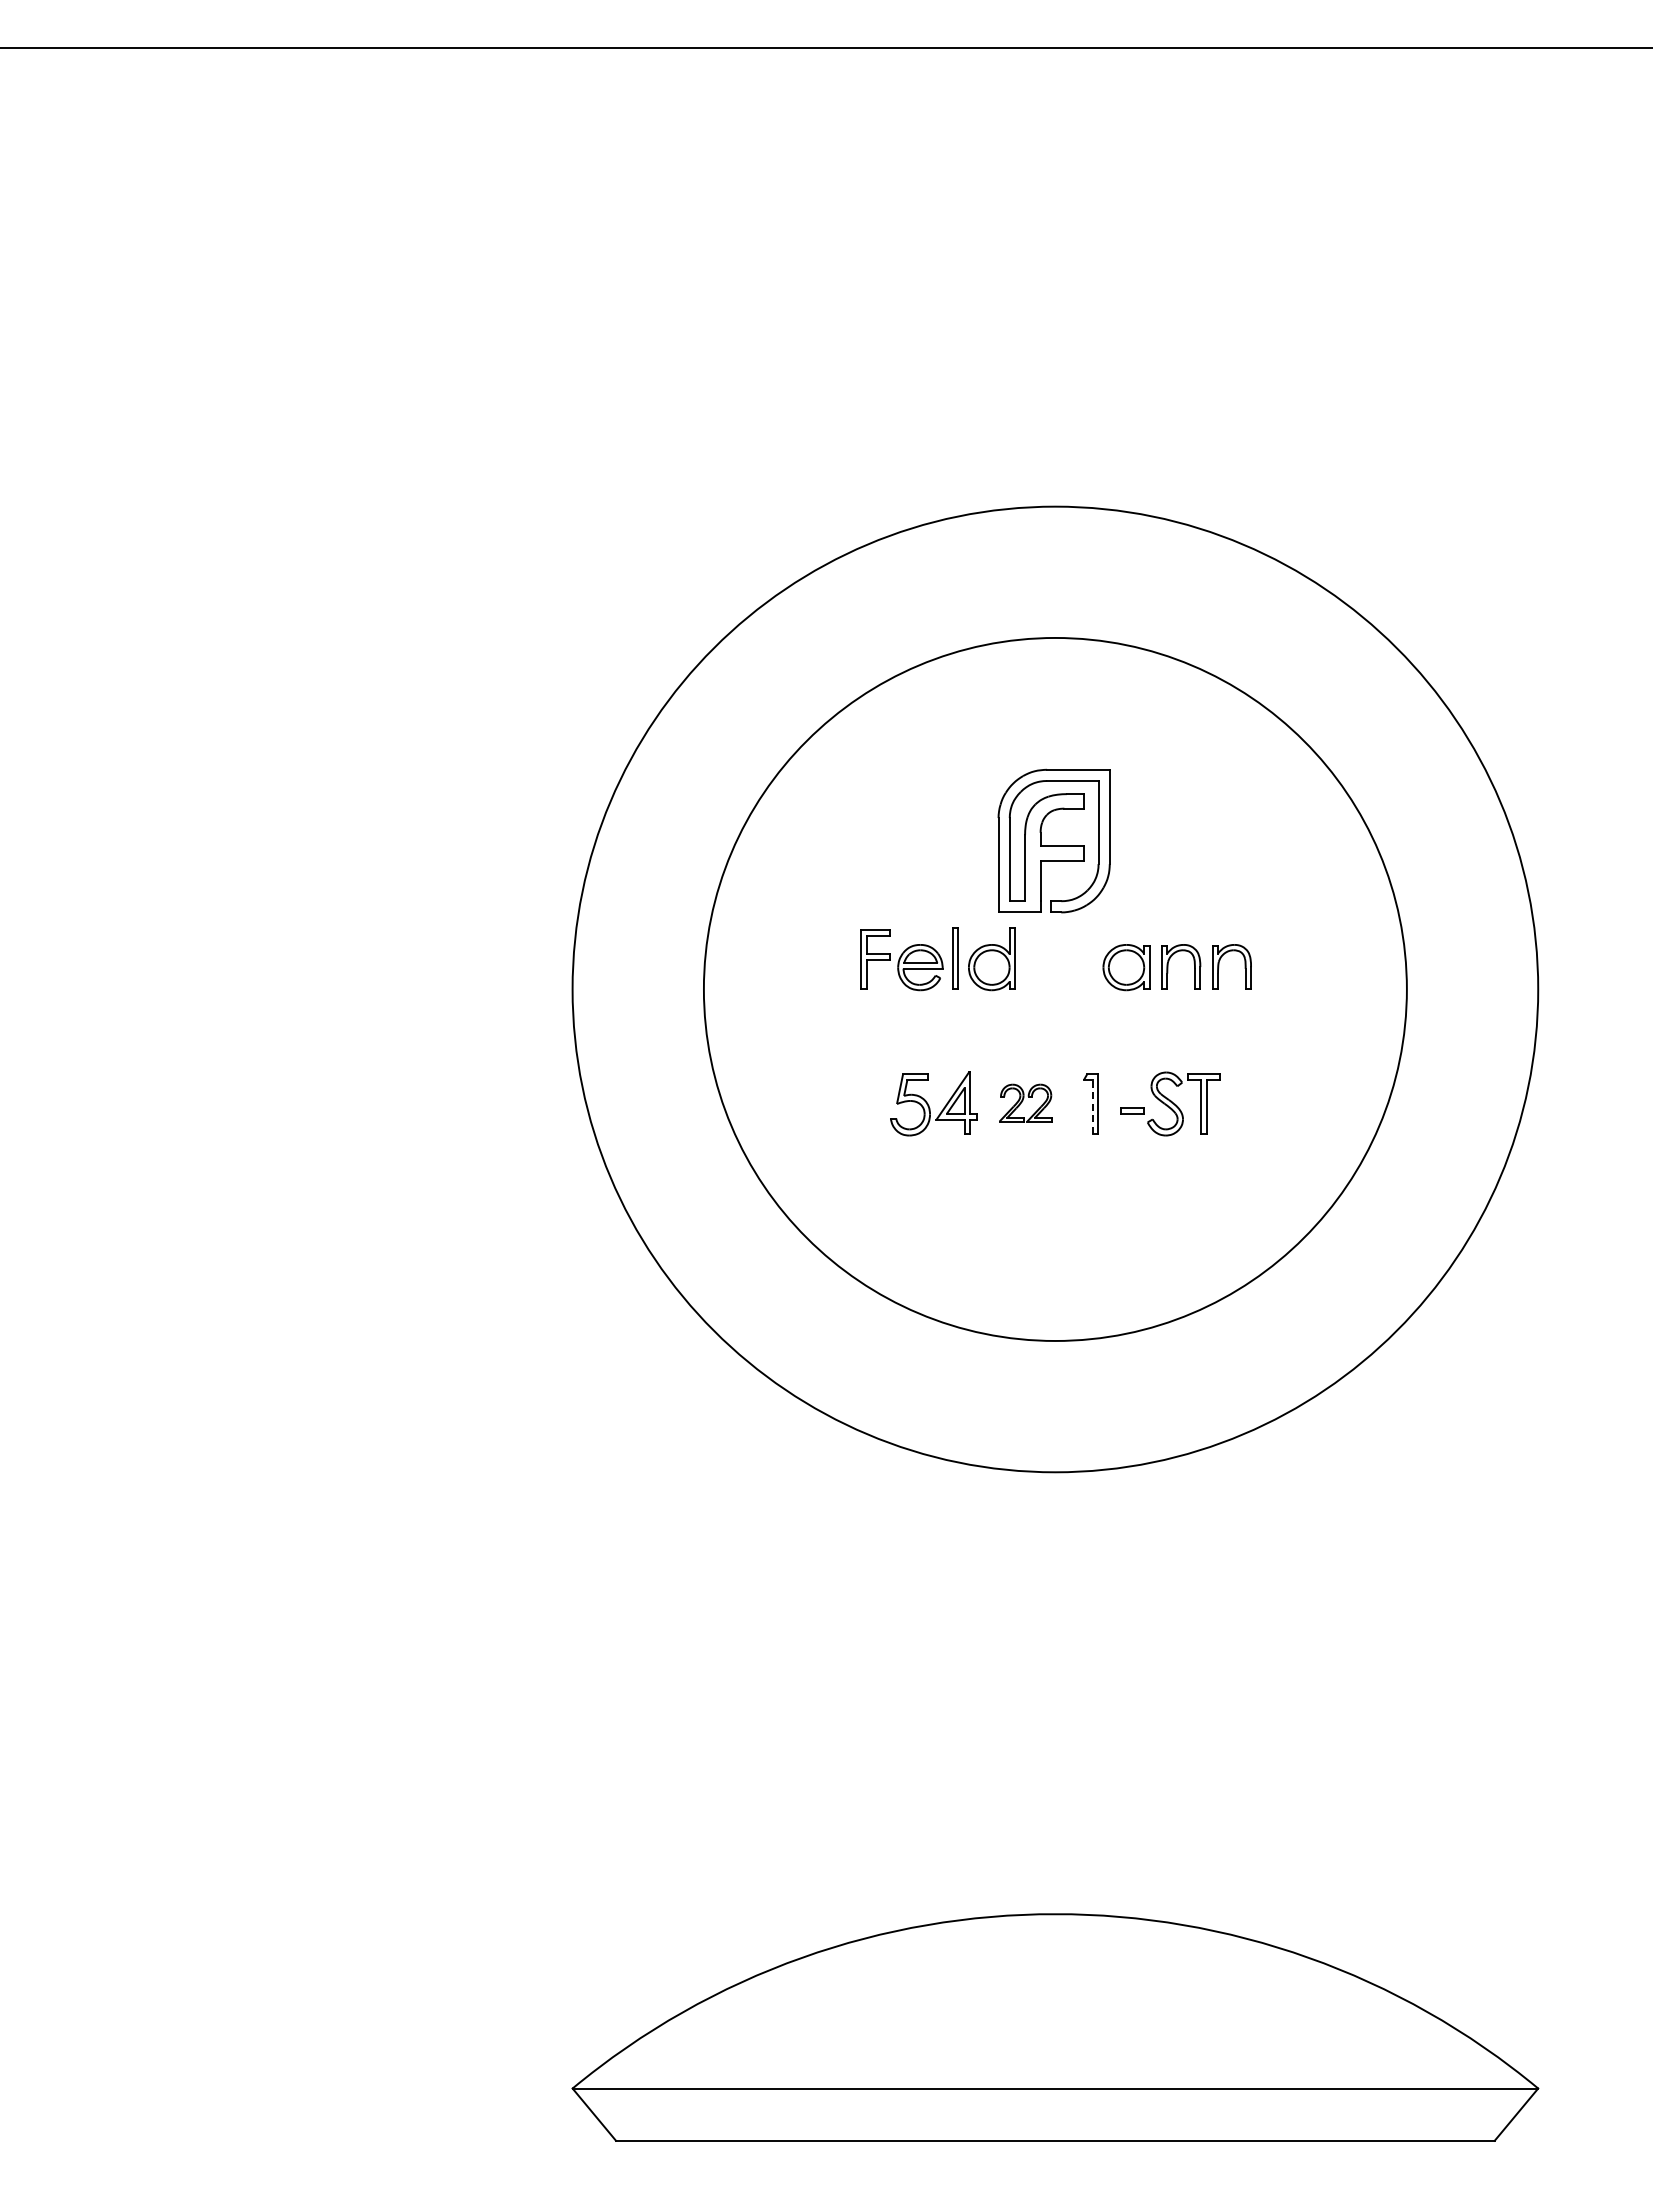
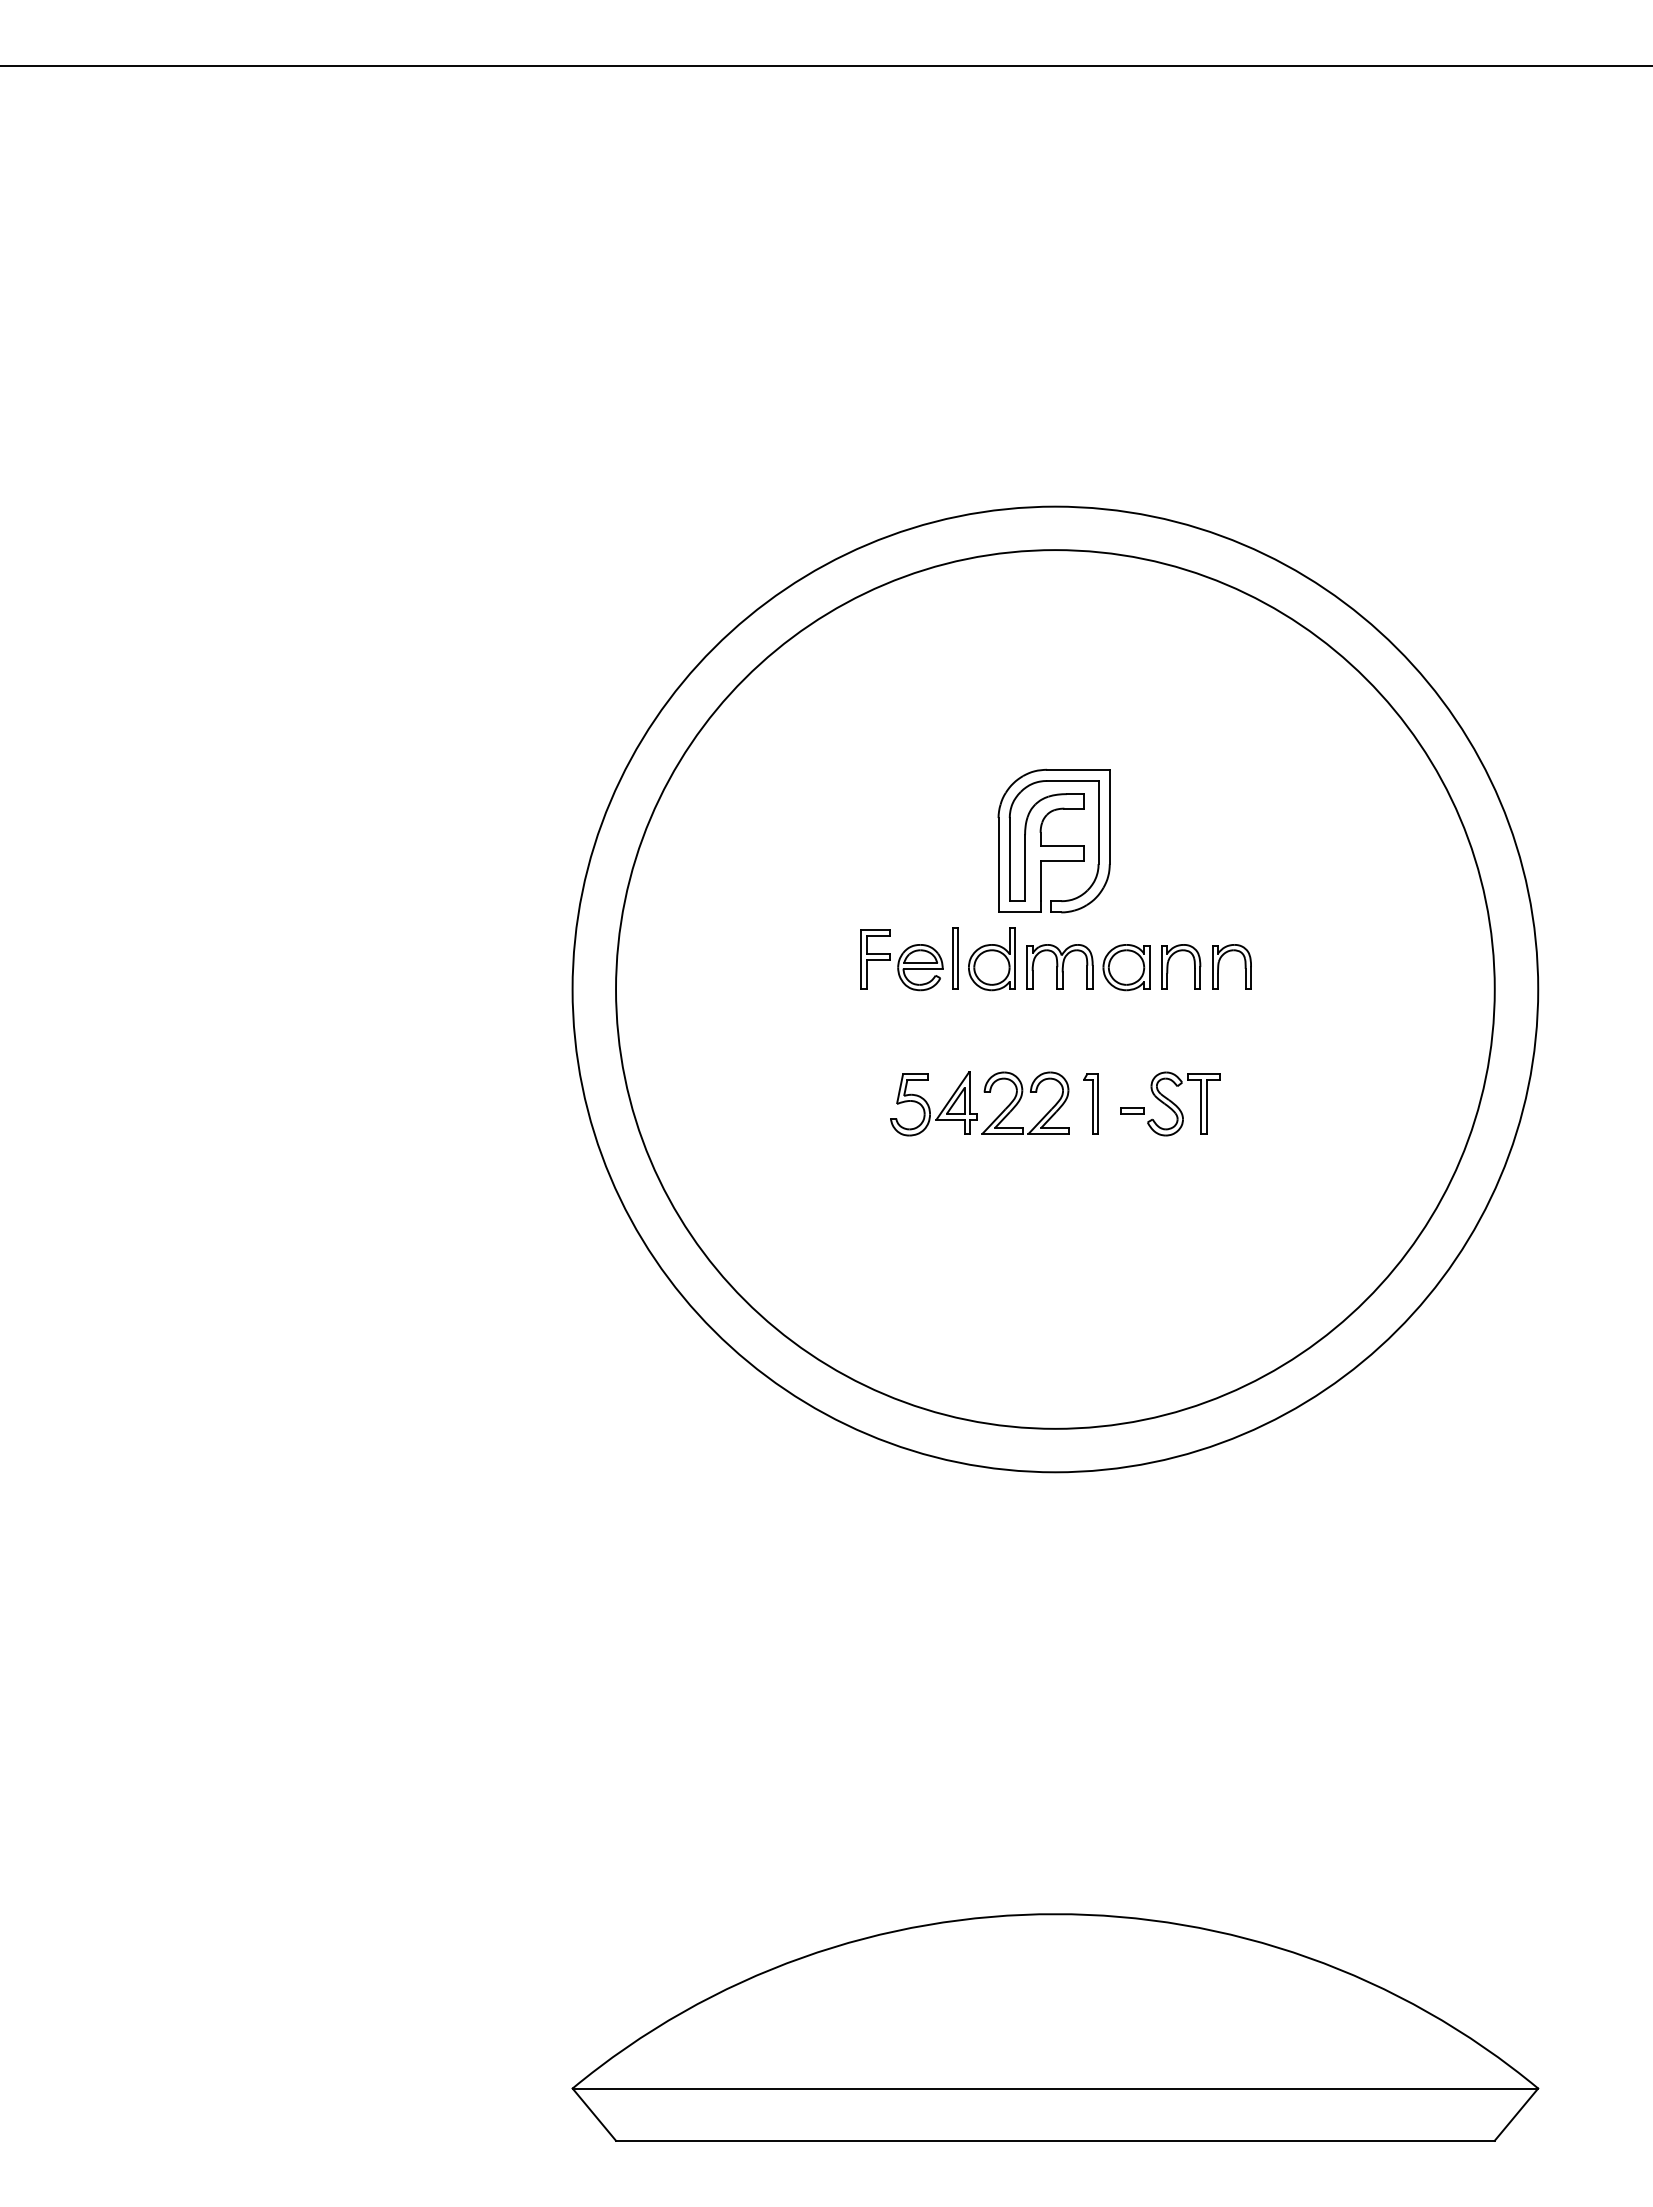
line position: (825, 48) -> (825, 66) (825, 66)
part: none -> present (1059, 966)
circle diameter: 703 px -> 879 px (1055, 989)
part size: 54x40 px -> 89x64 px (1025, 1102)
line: dashed -> solid (1093, 1107)
